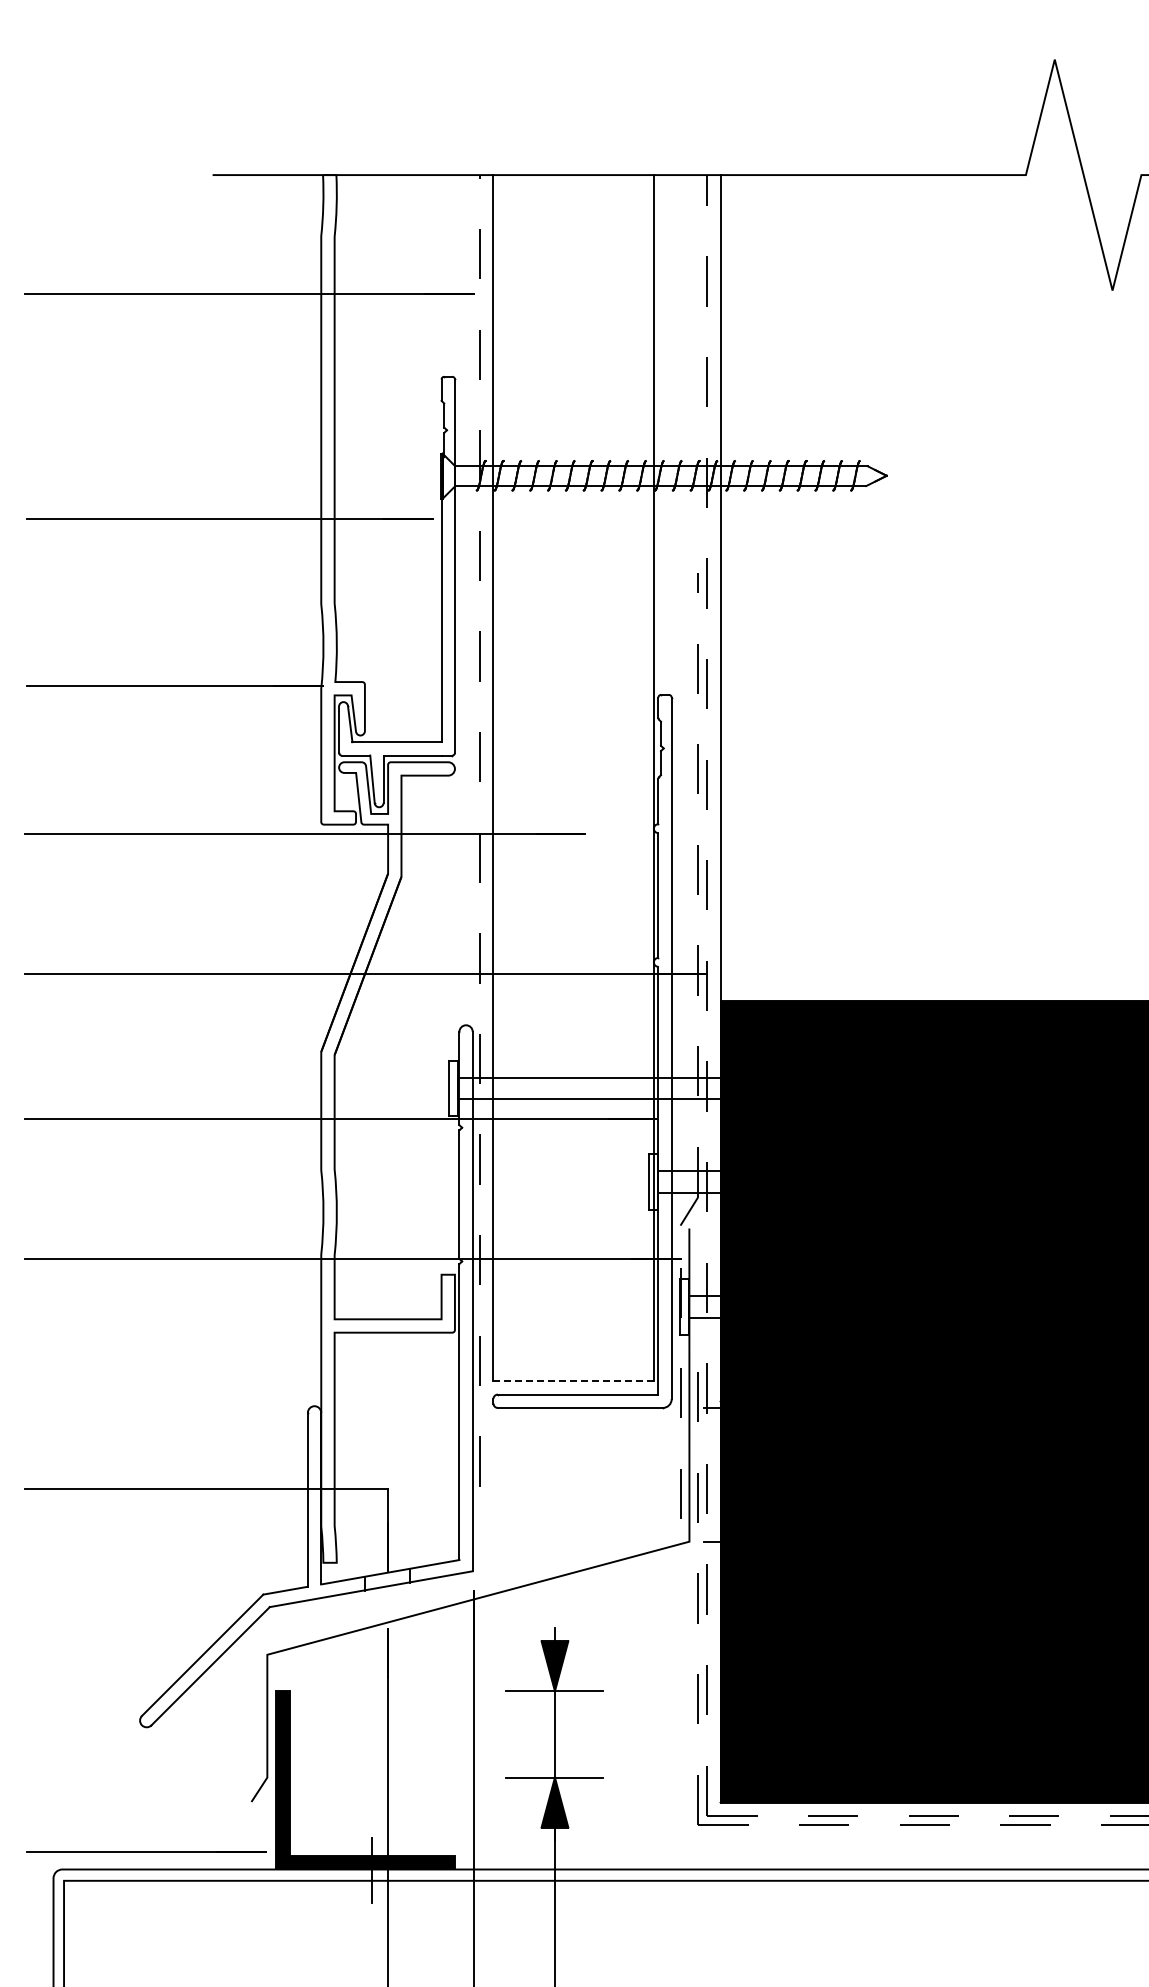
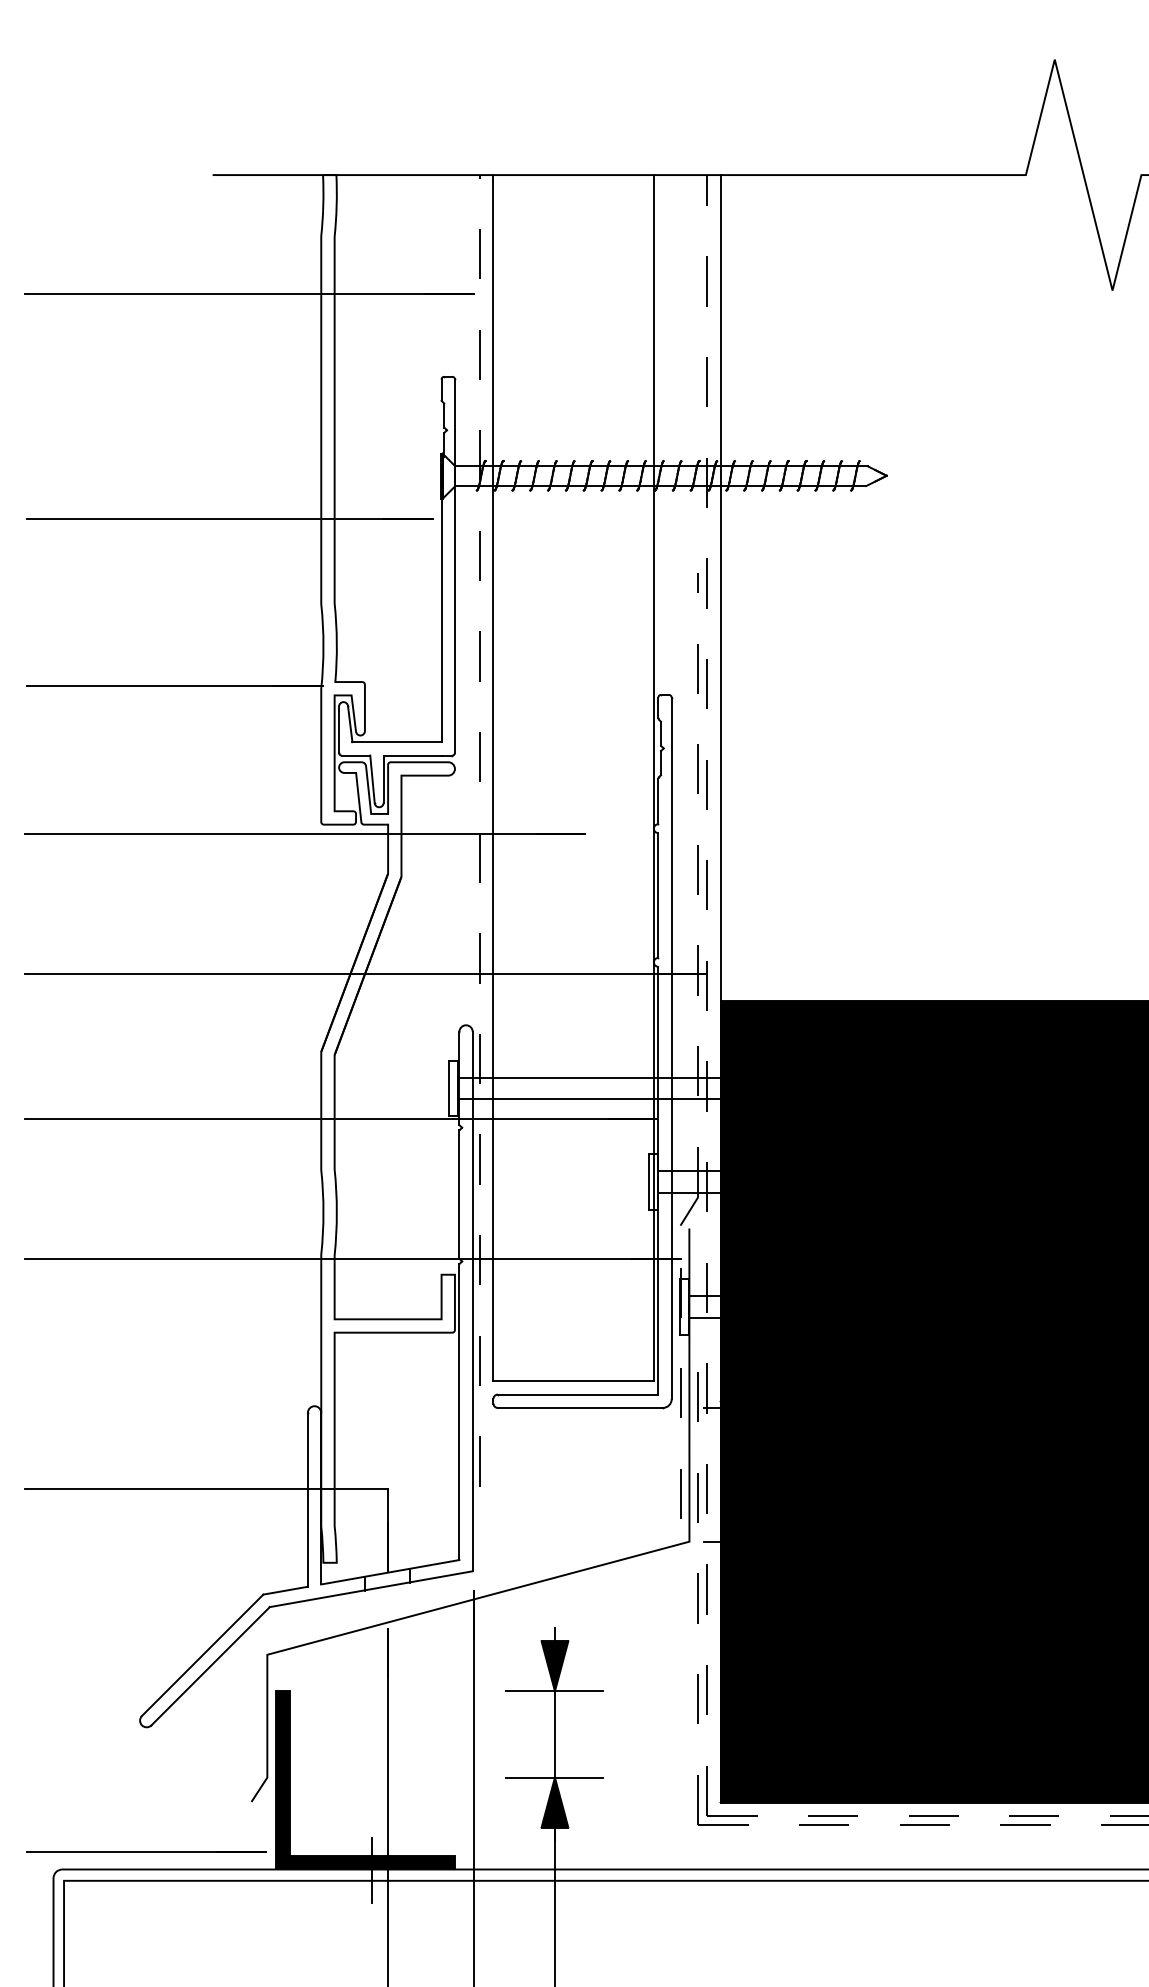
line: dashed -> solid (573, 1381)
